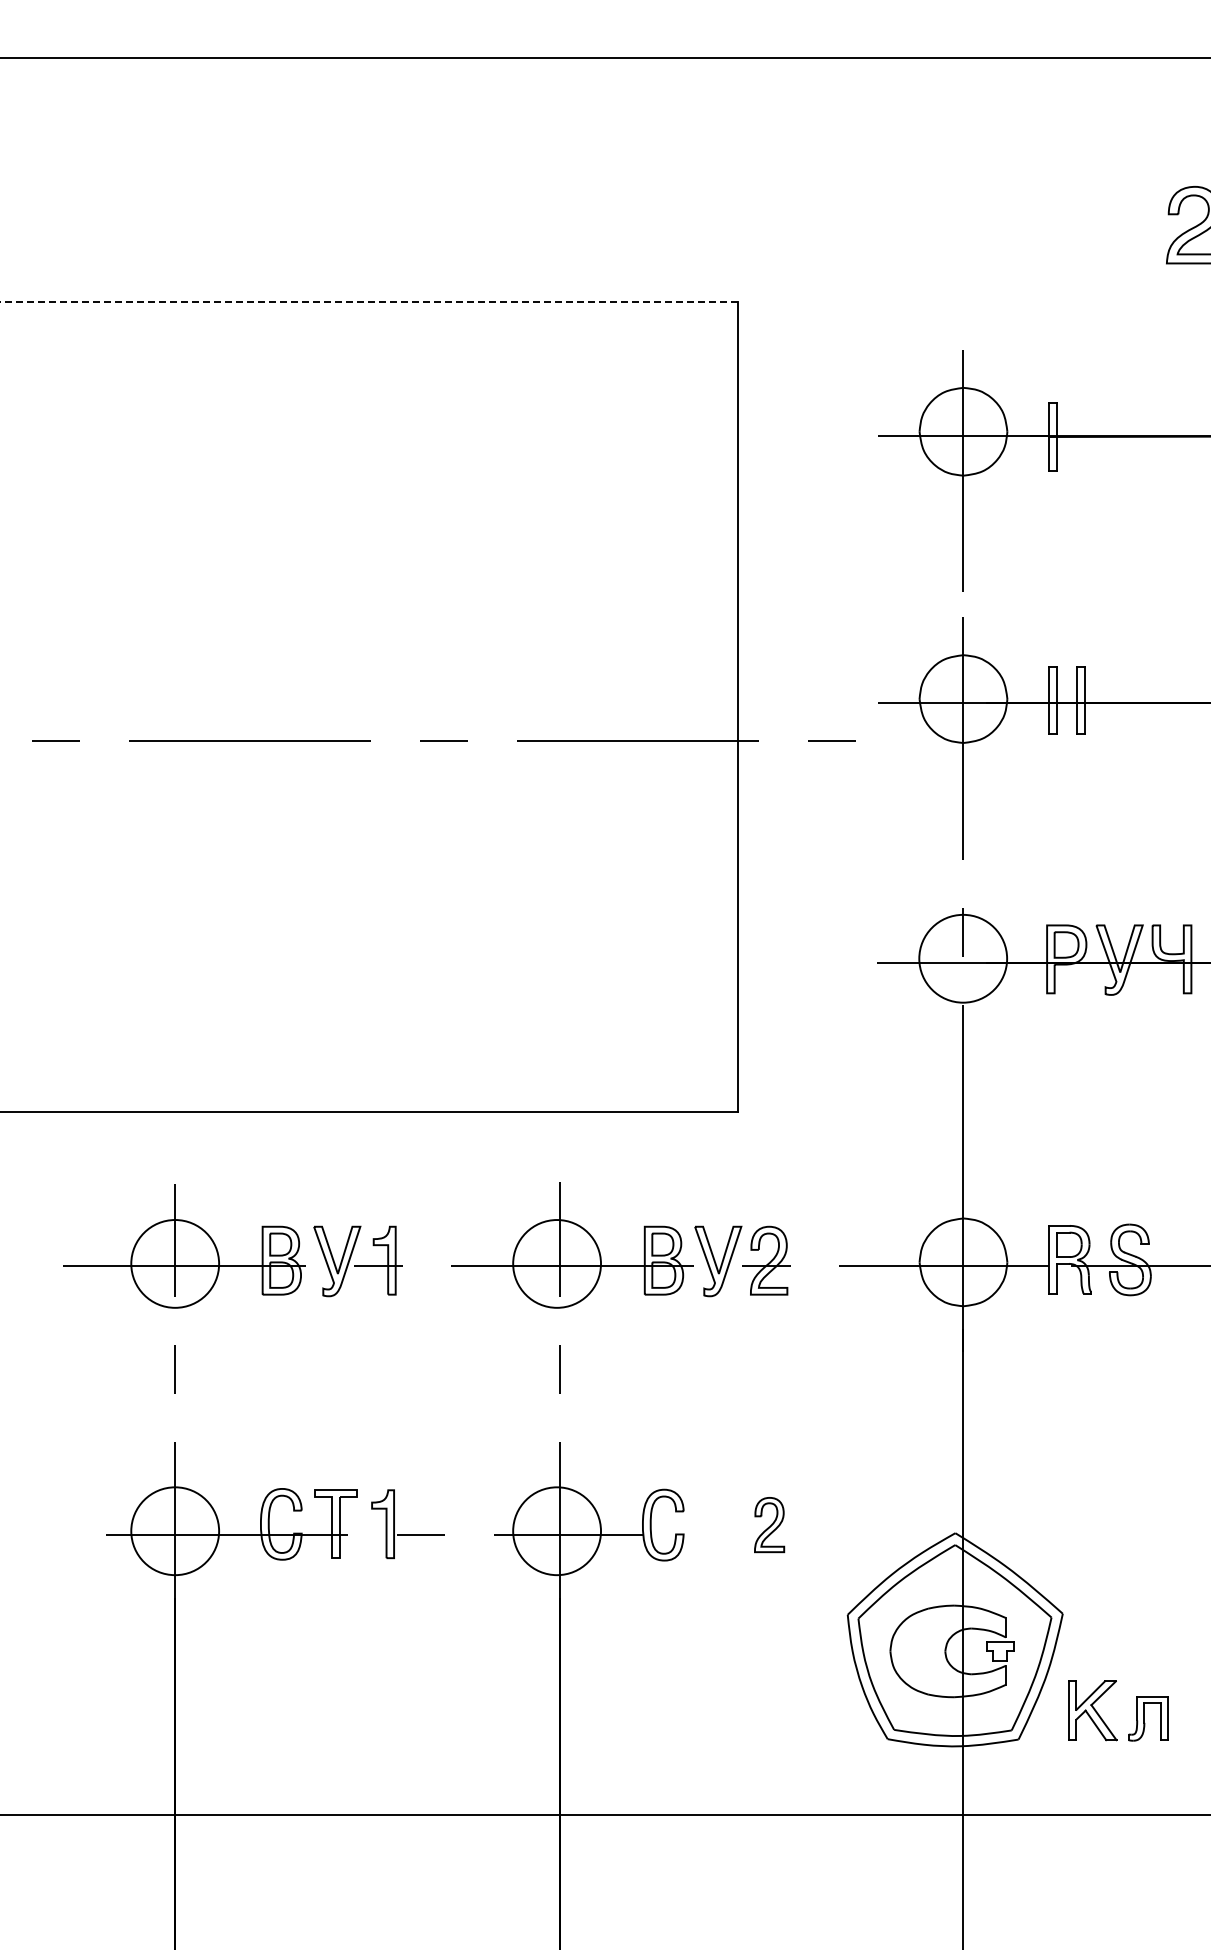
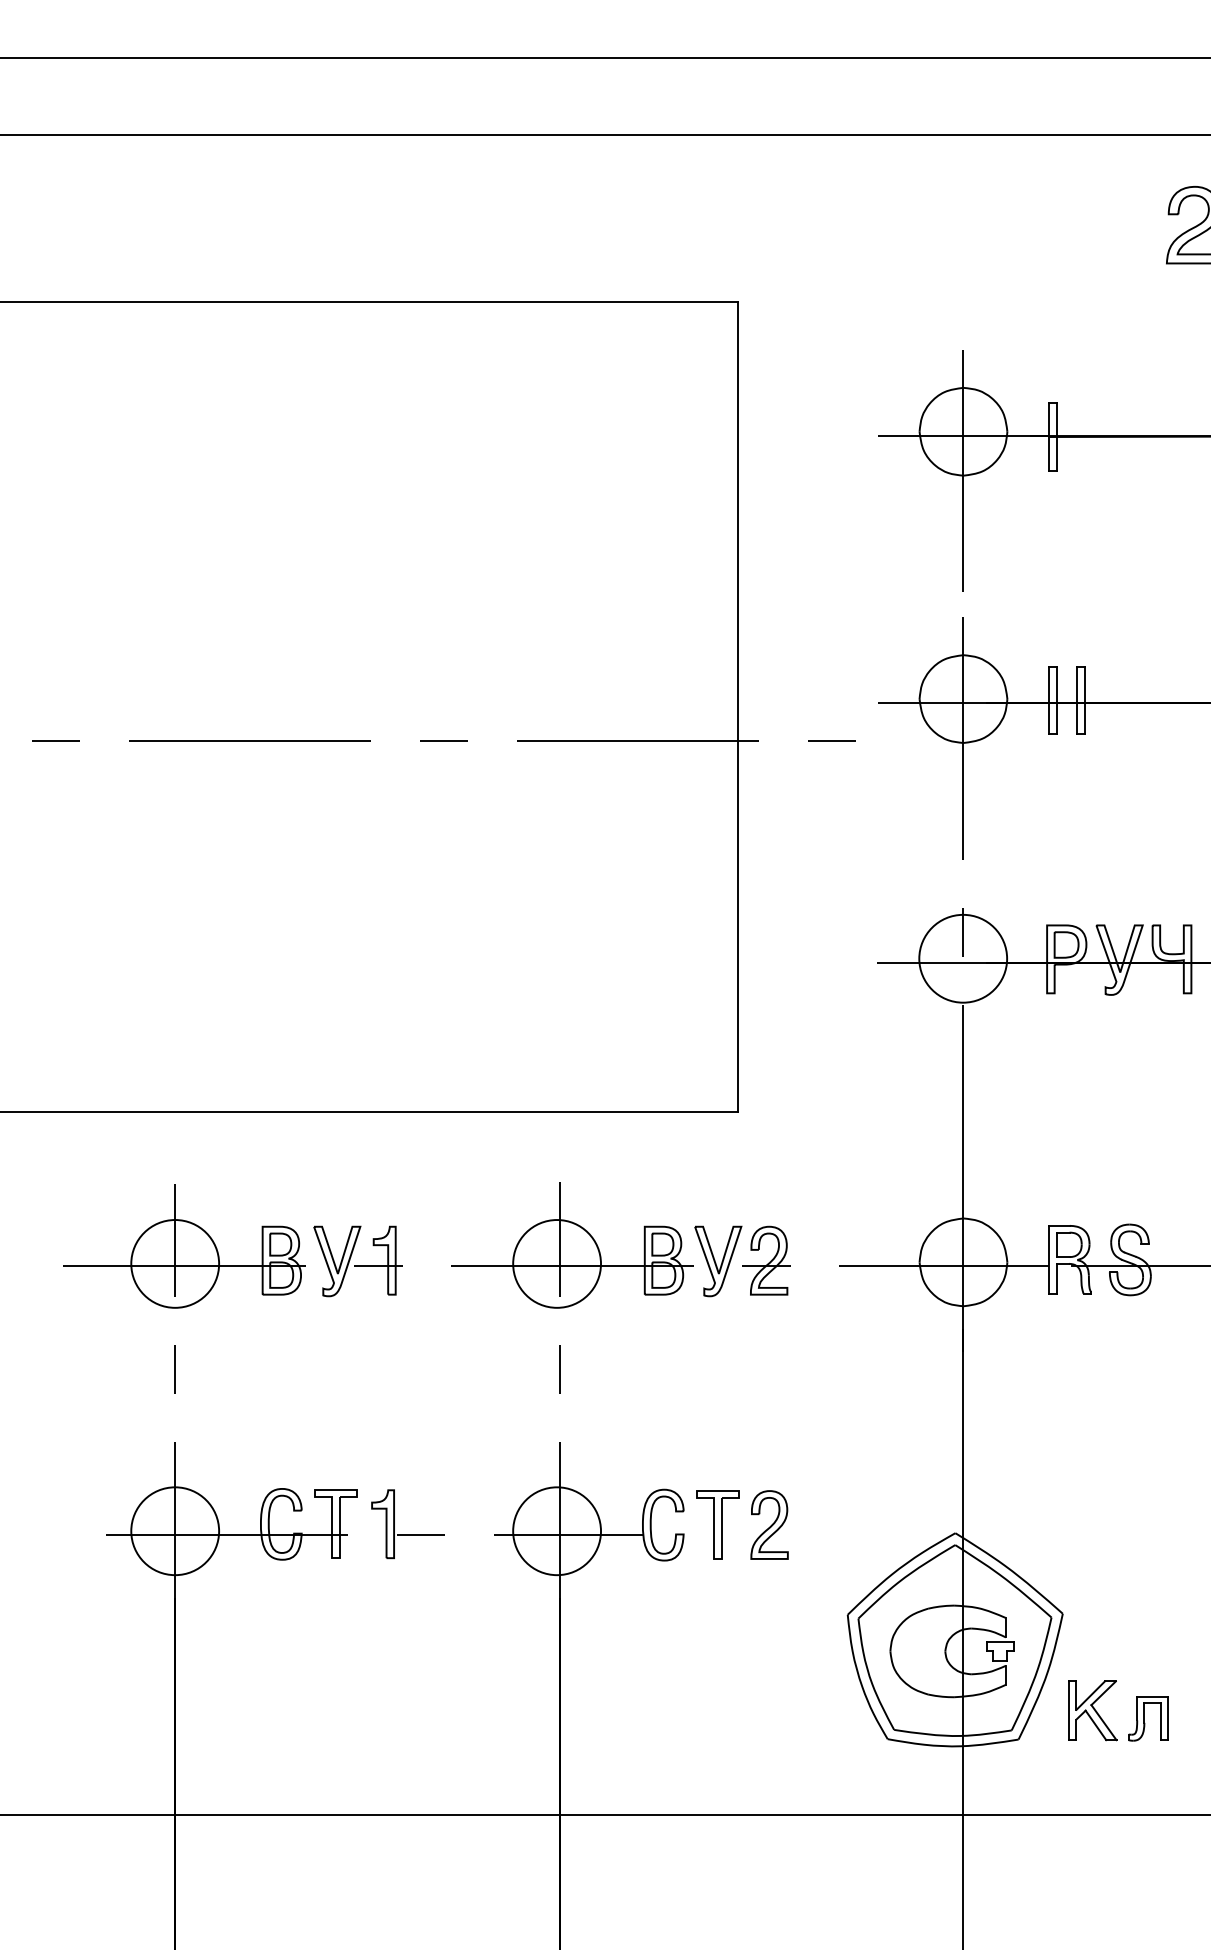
line: none -> present (604, 134)
line: dashed -> solid (369, 301)
part: none -> present (717, 1524)
part size: 32x57 px -> 39x70 px (769, 1524)
